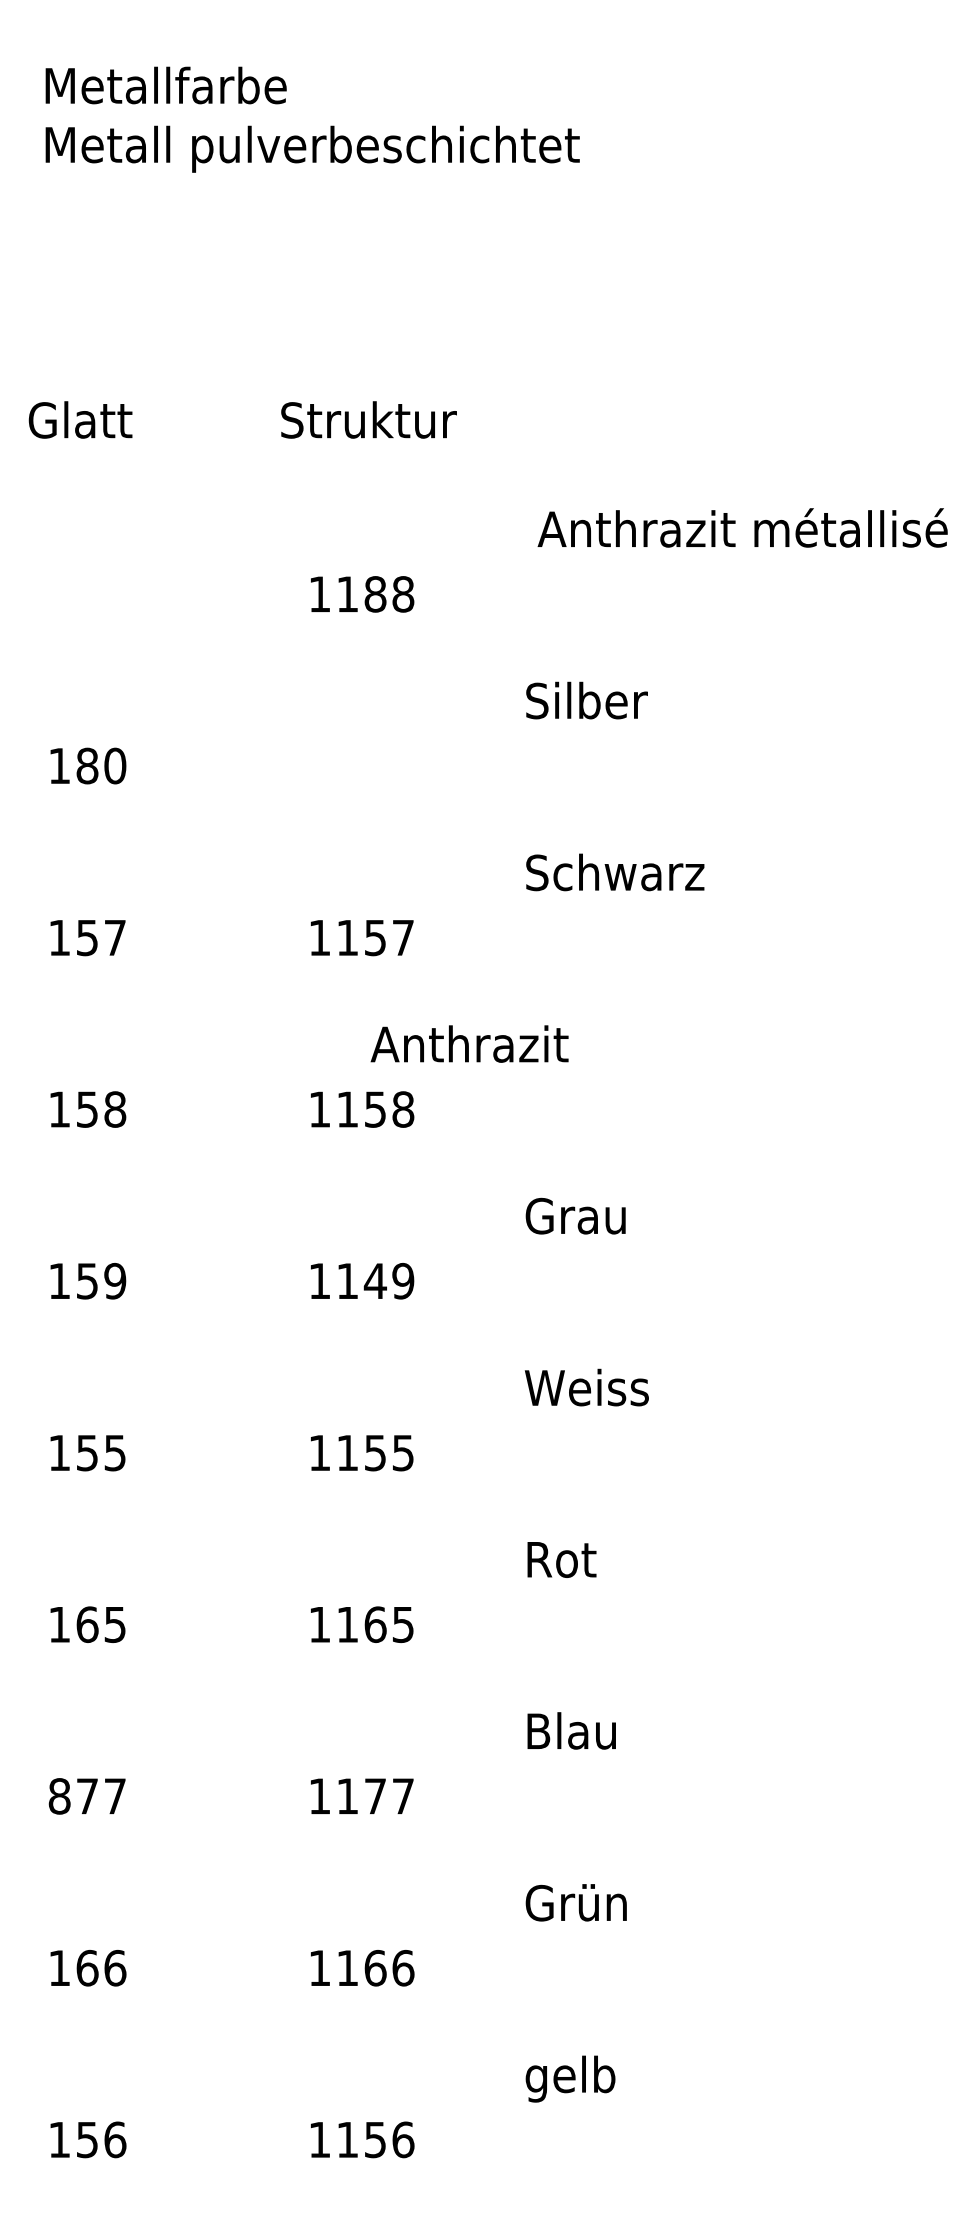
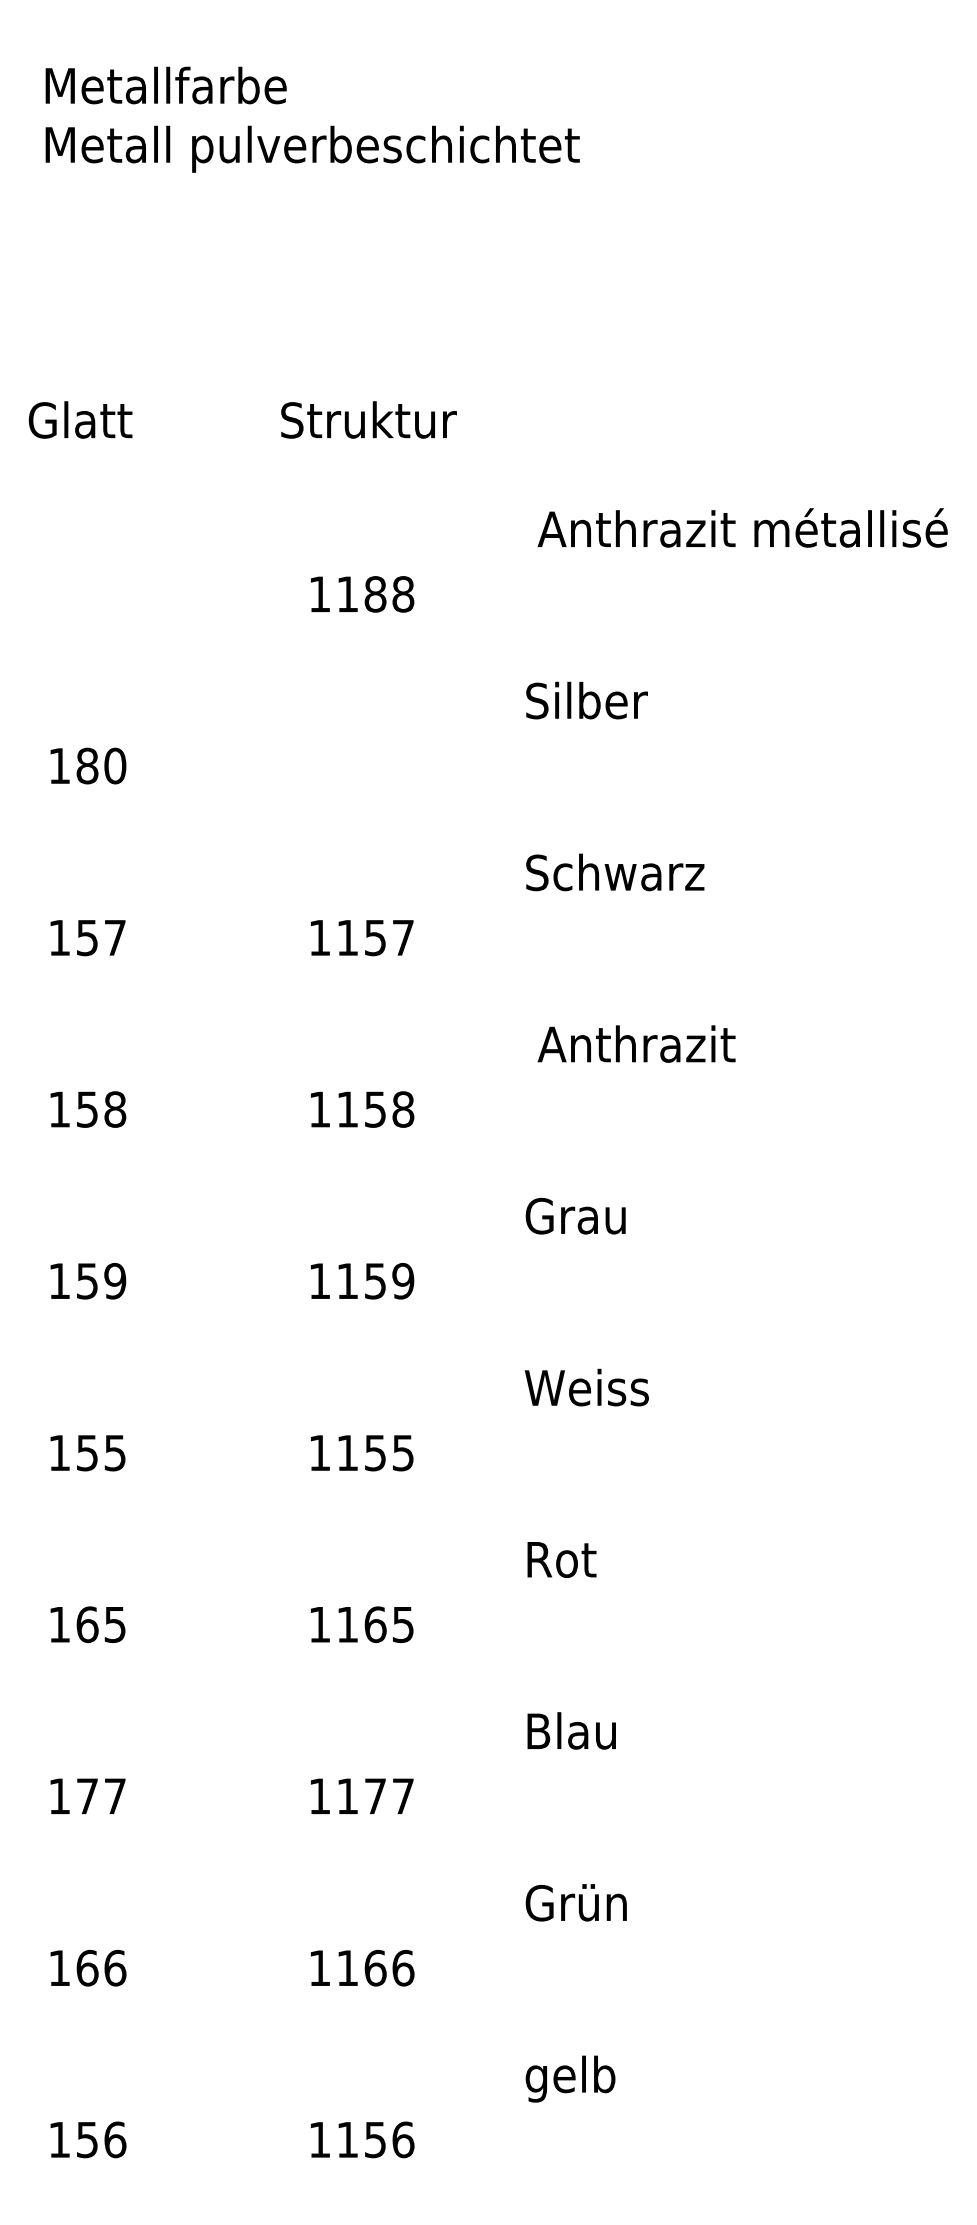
text position: (469, 1043) -> (636, 1043) (636, 1043)
text: 1149 -> 1159 (374, 1281)
text: 877 -> 177 (59, 1796)
